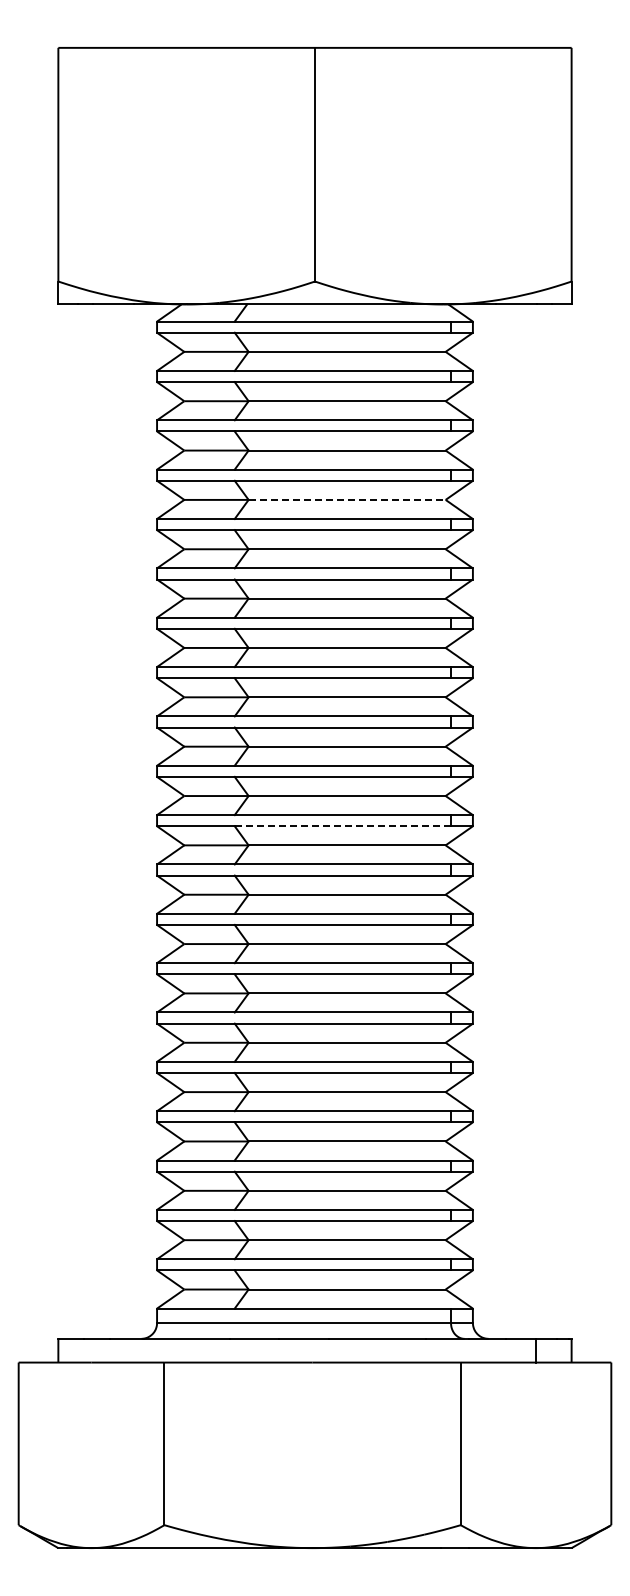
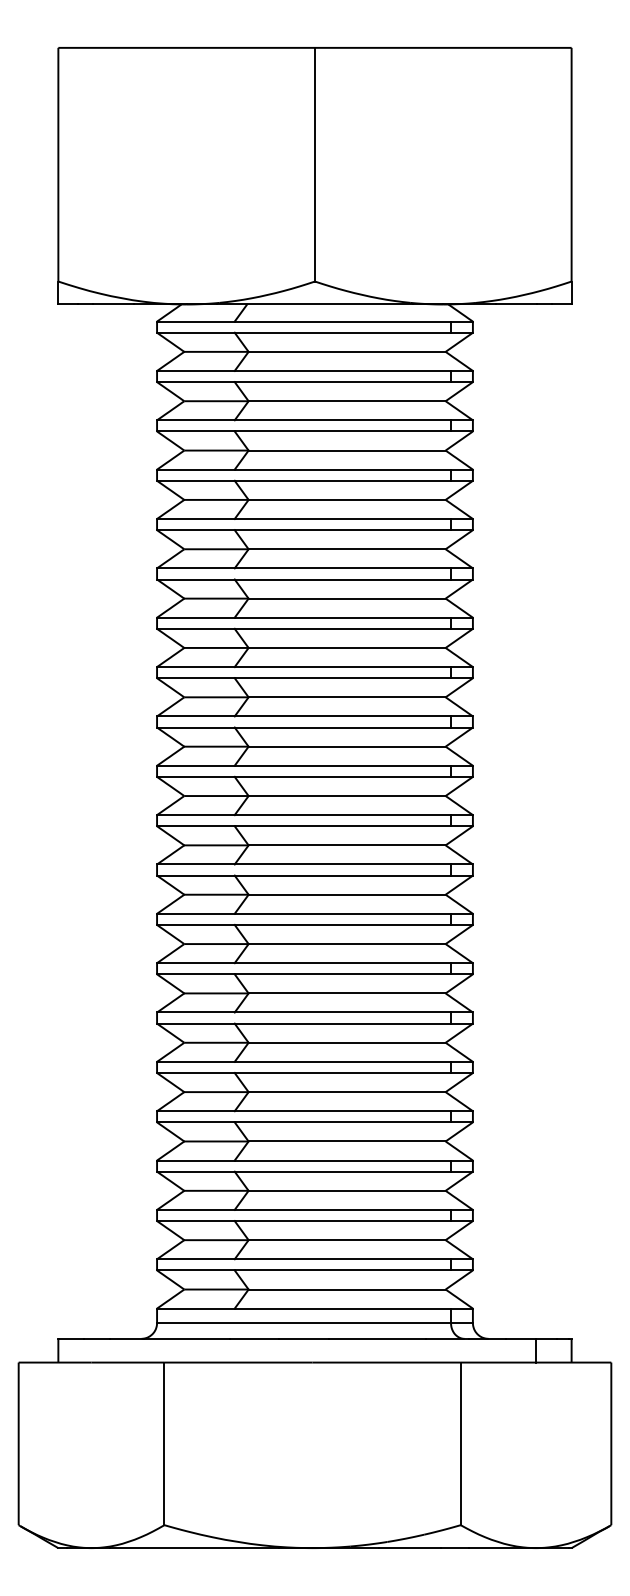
line: dashed -> solid (347, 499)
line: dashed -> solid (343, 826)
